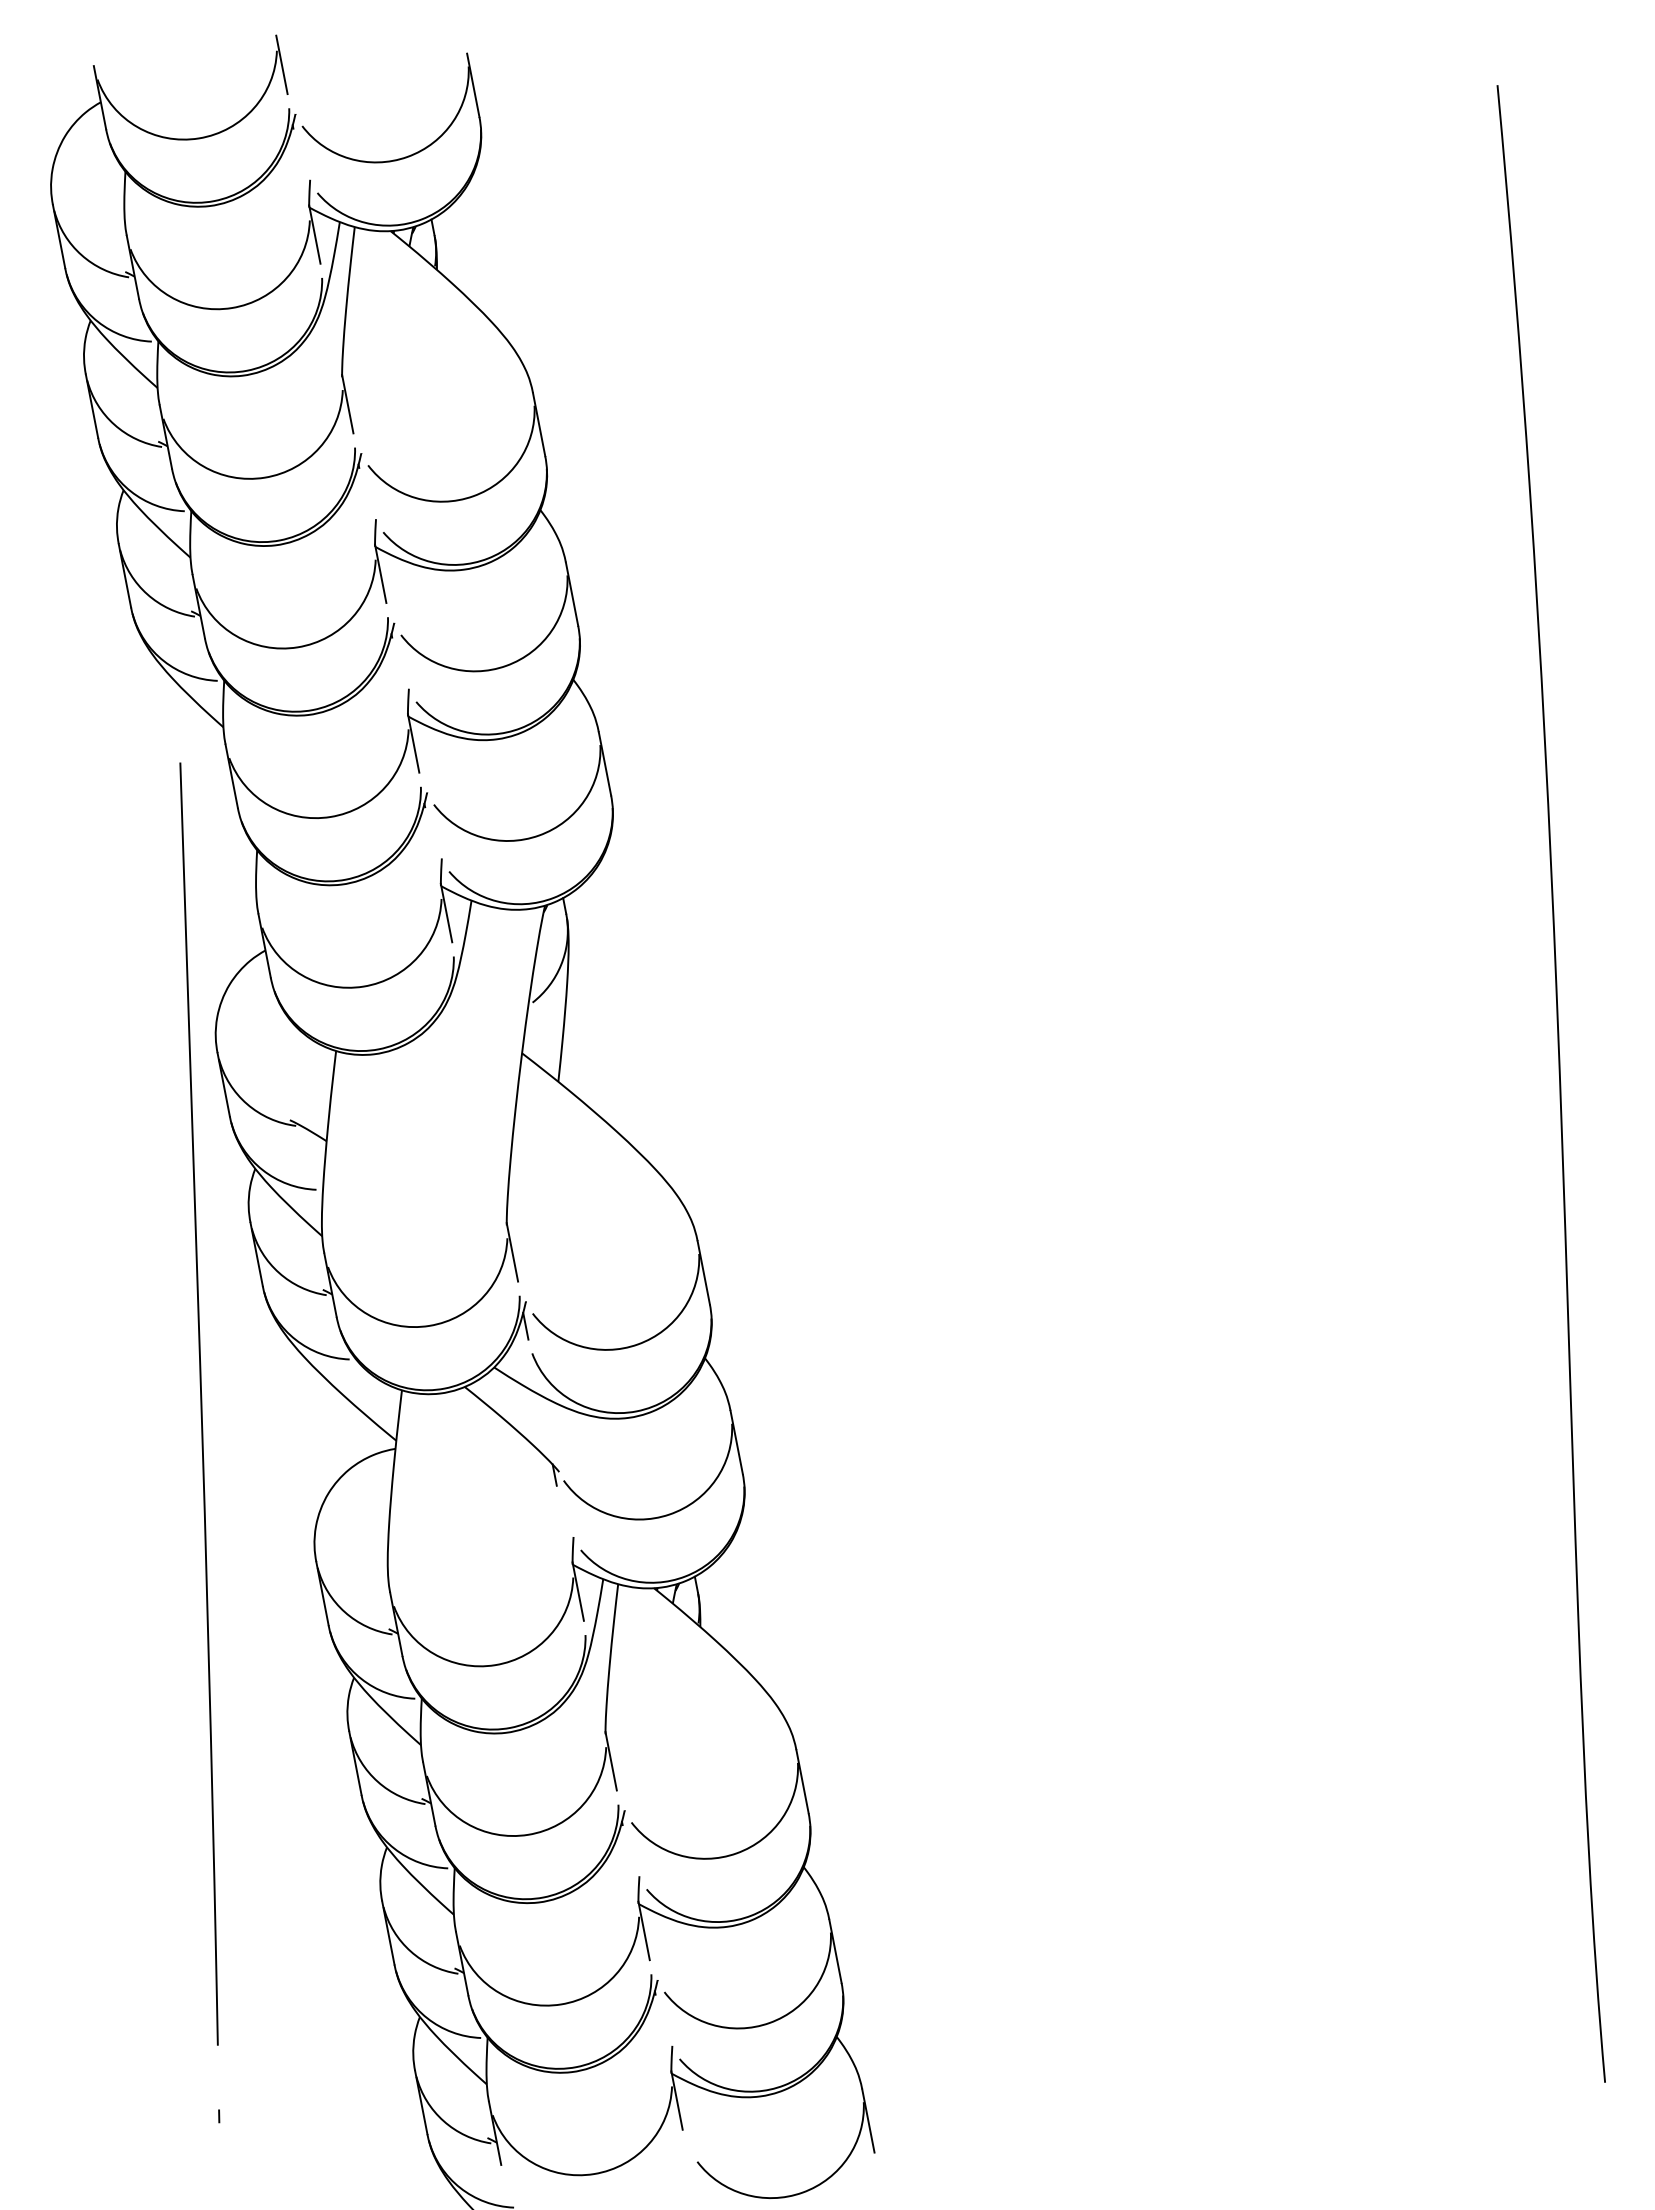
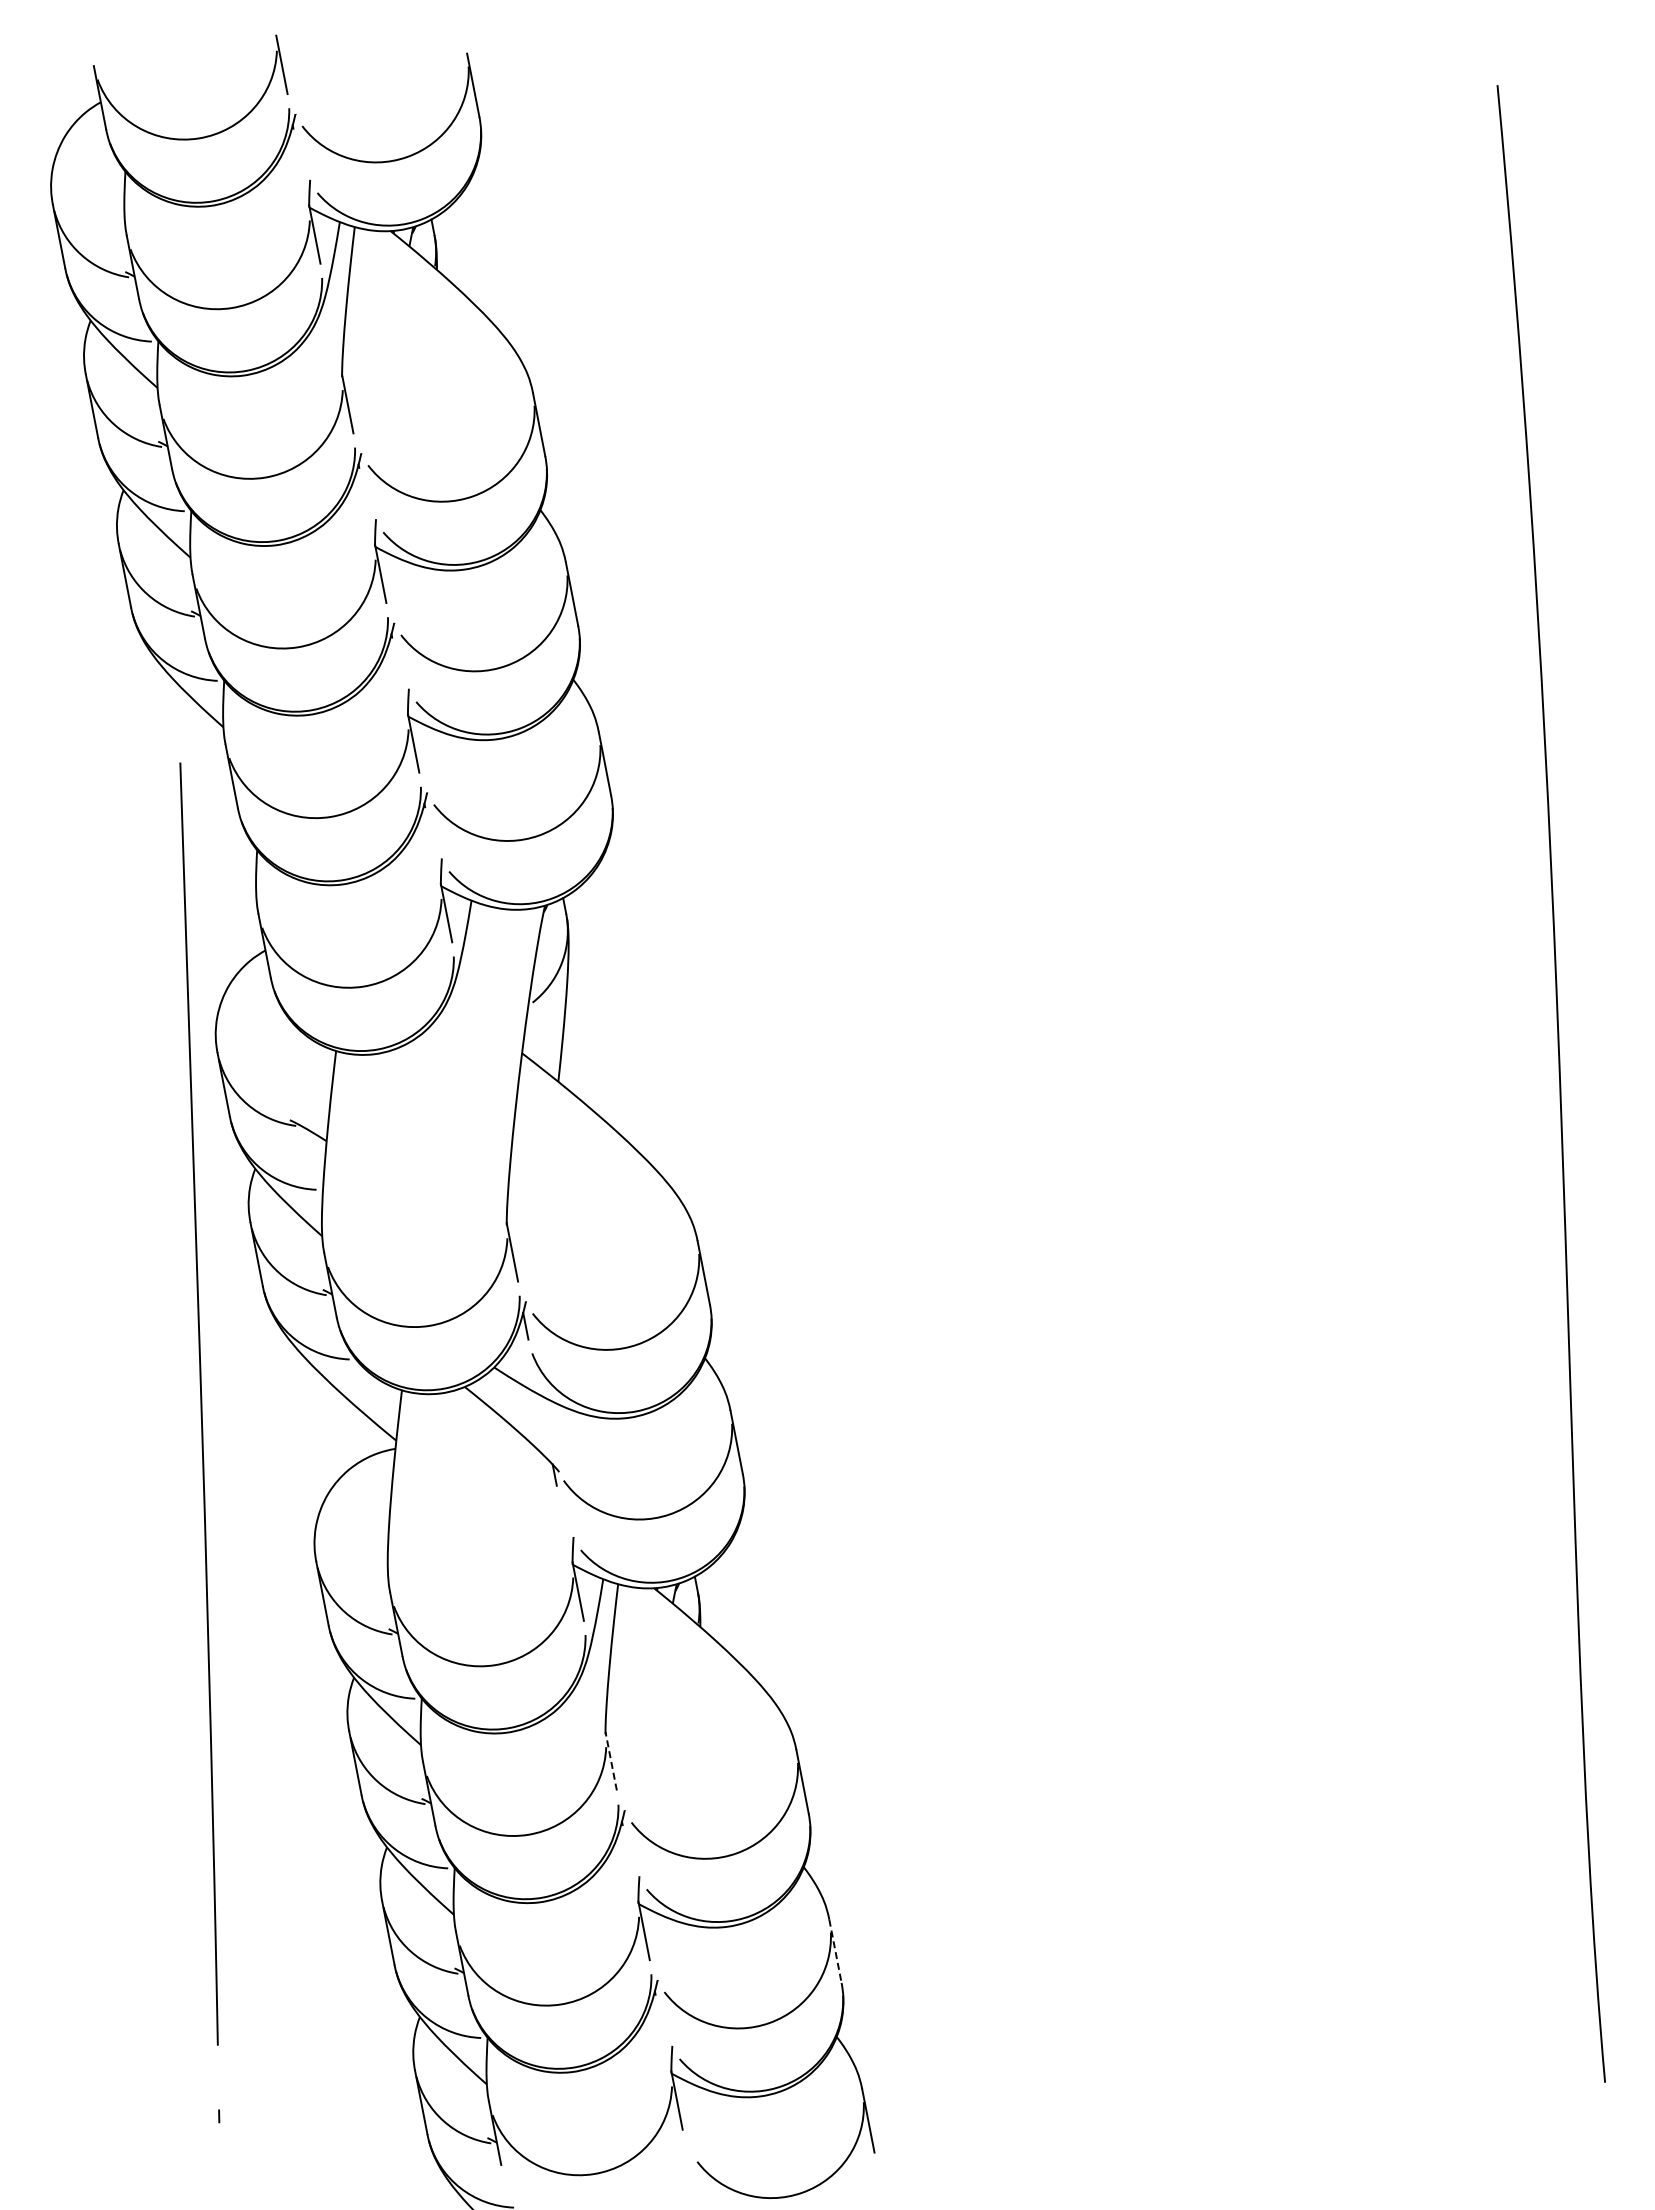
line: solid -> dashed (611, 1761)
line: solid -> dashed (835, 1951)
